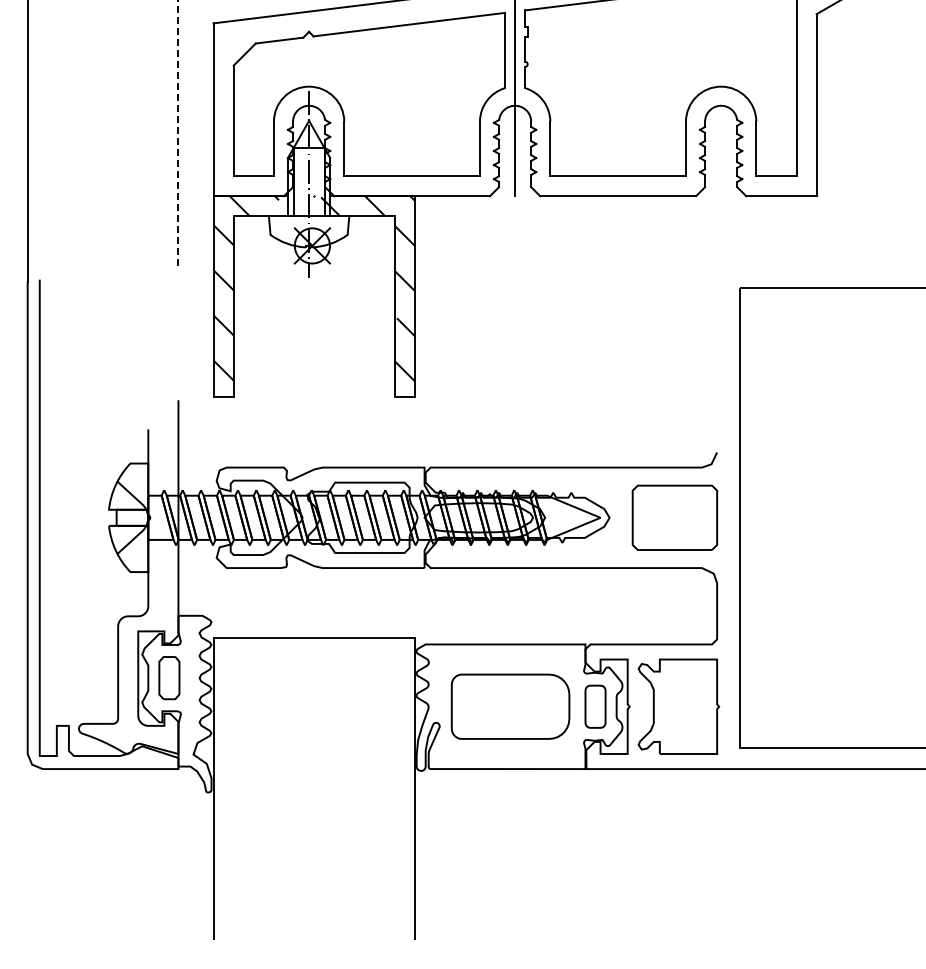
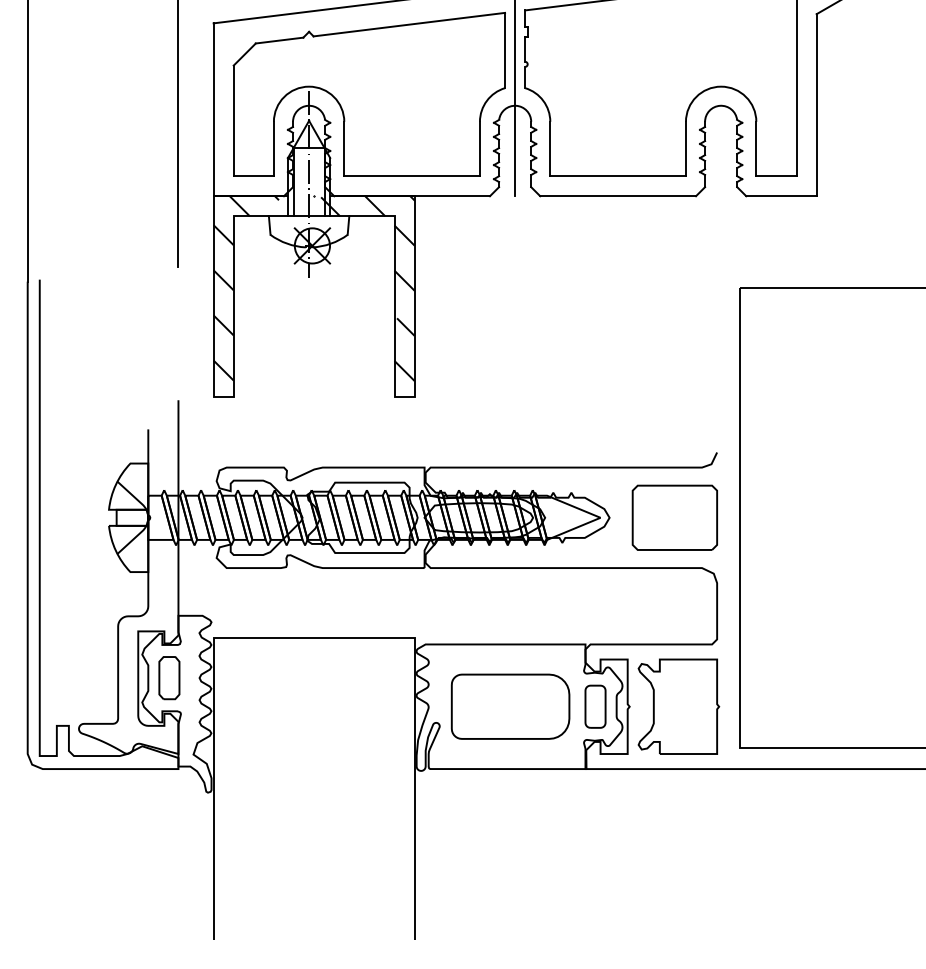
line: dashed -> solid (178, 134)
